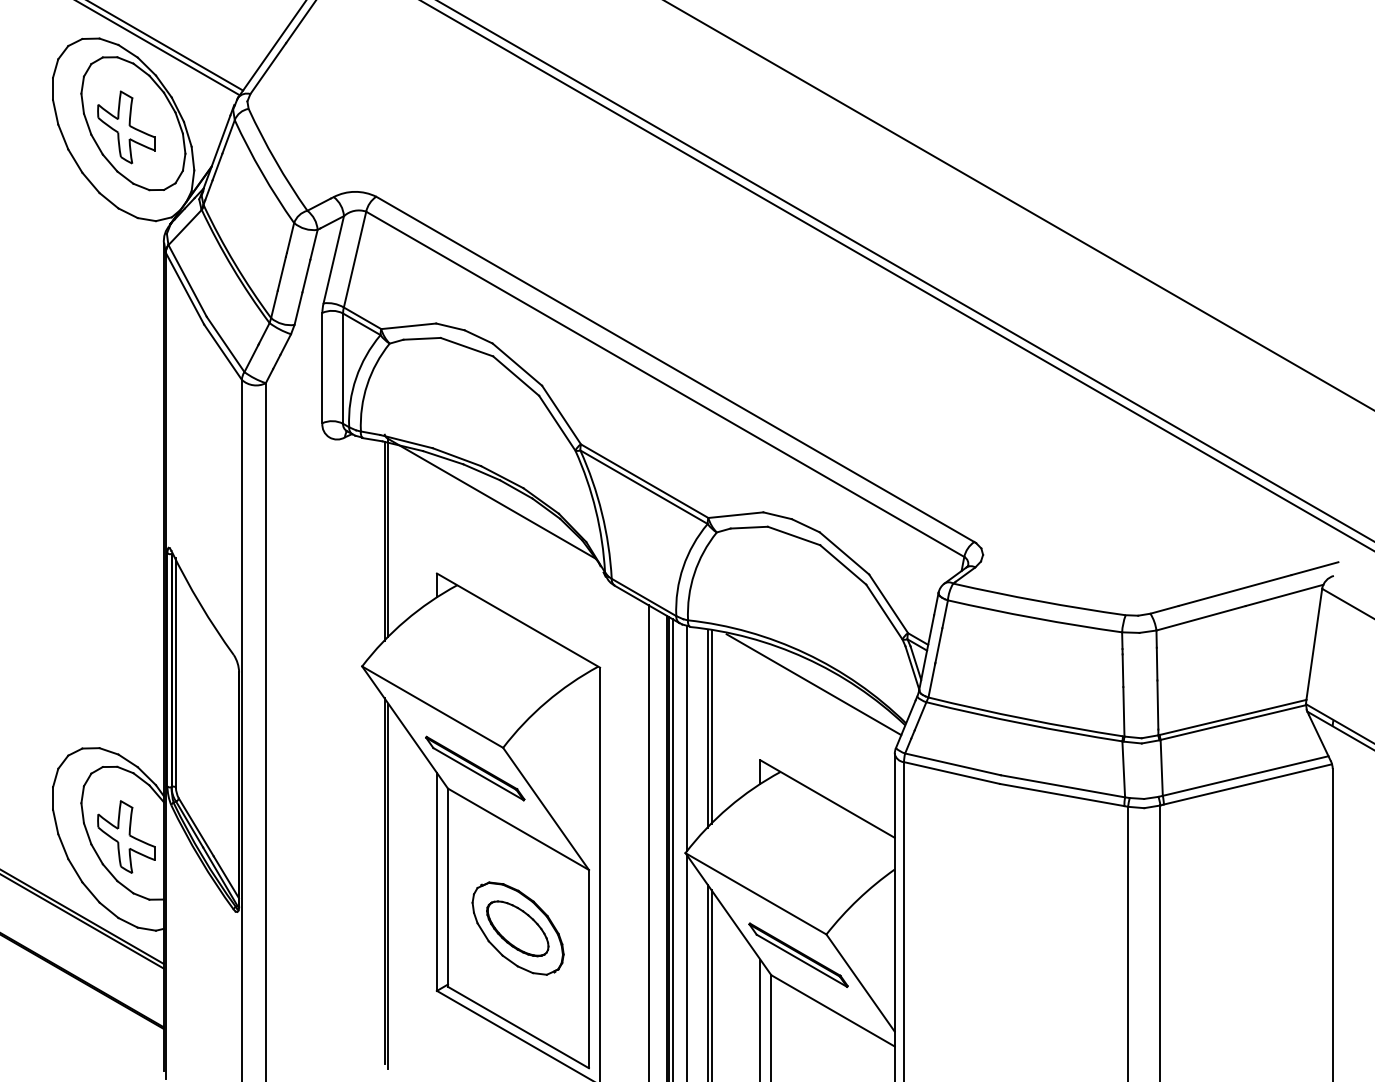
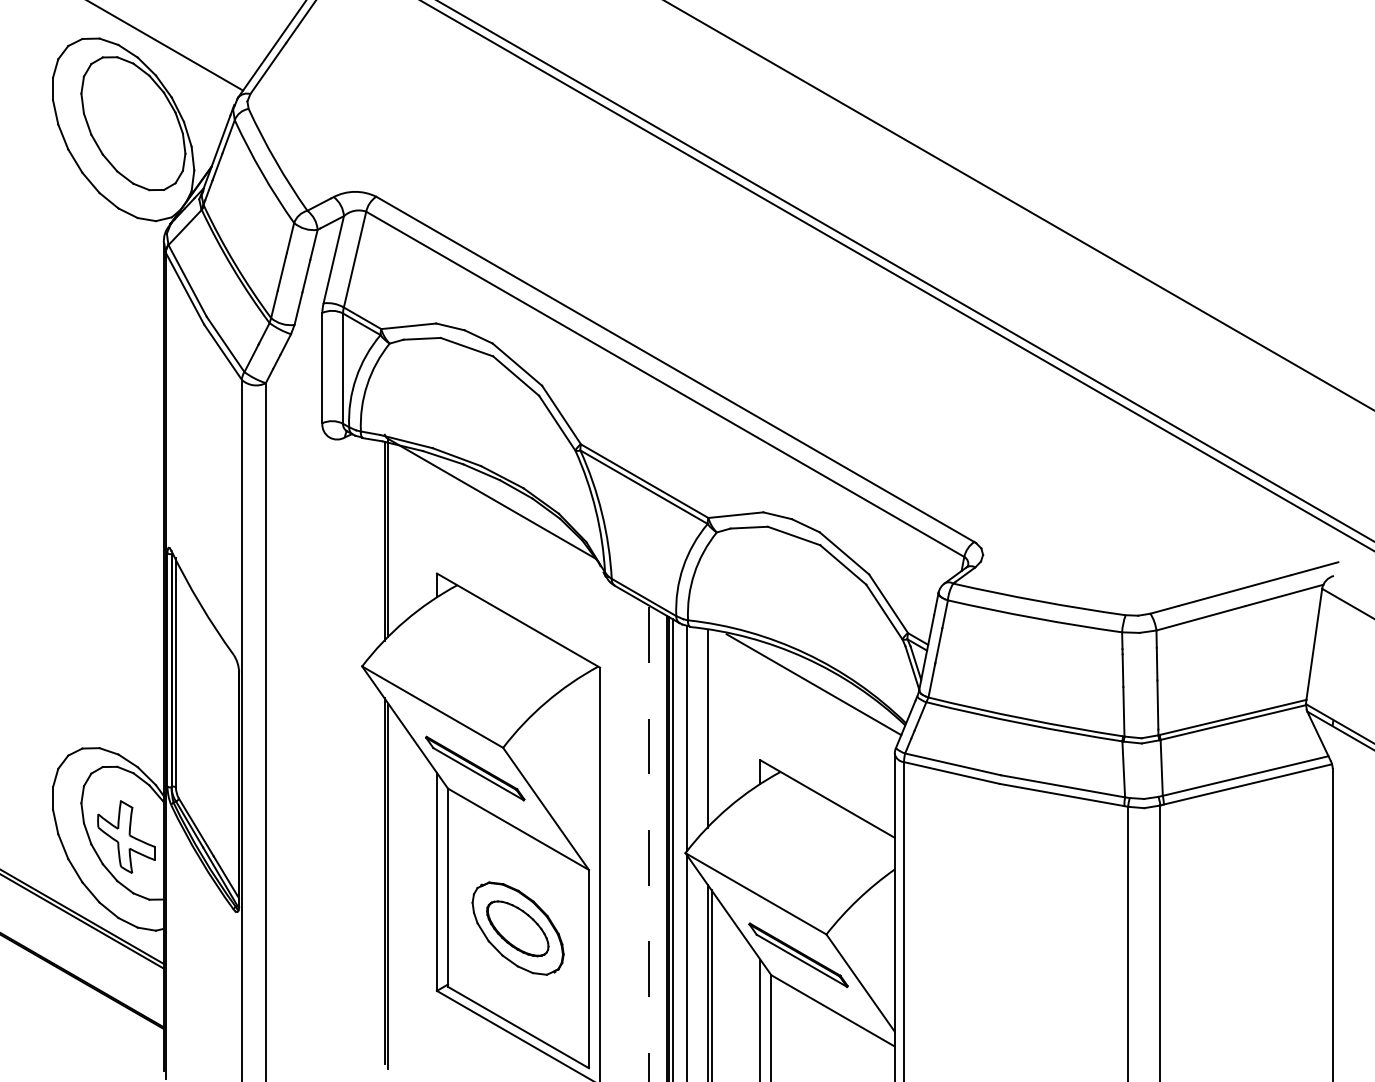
line: present -> none (158, 48)
part: present -> none (126, 127)
line: present -> none (711, 726)
line: solid -> dashed (648, 843)
